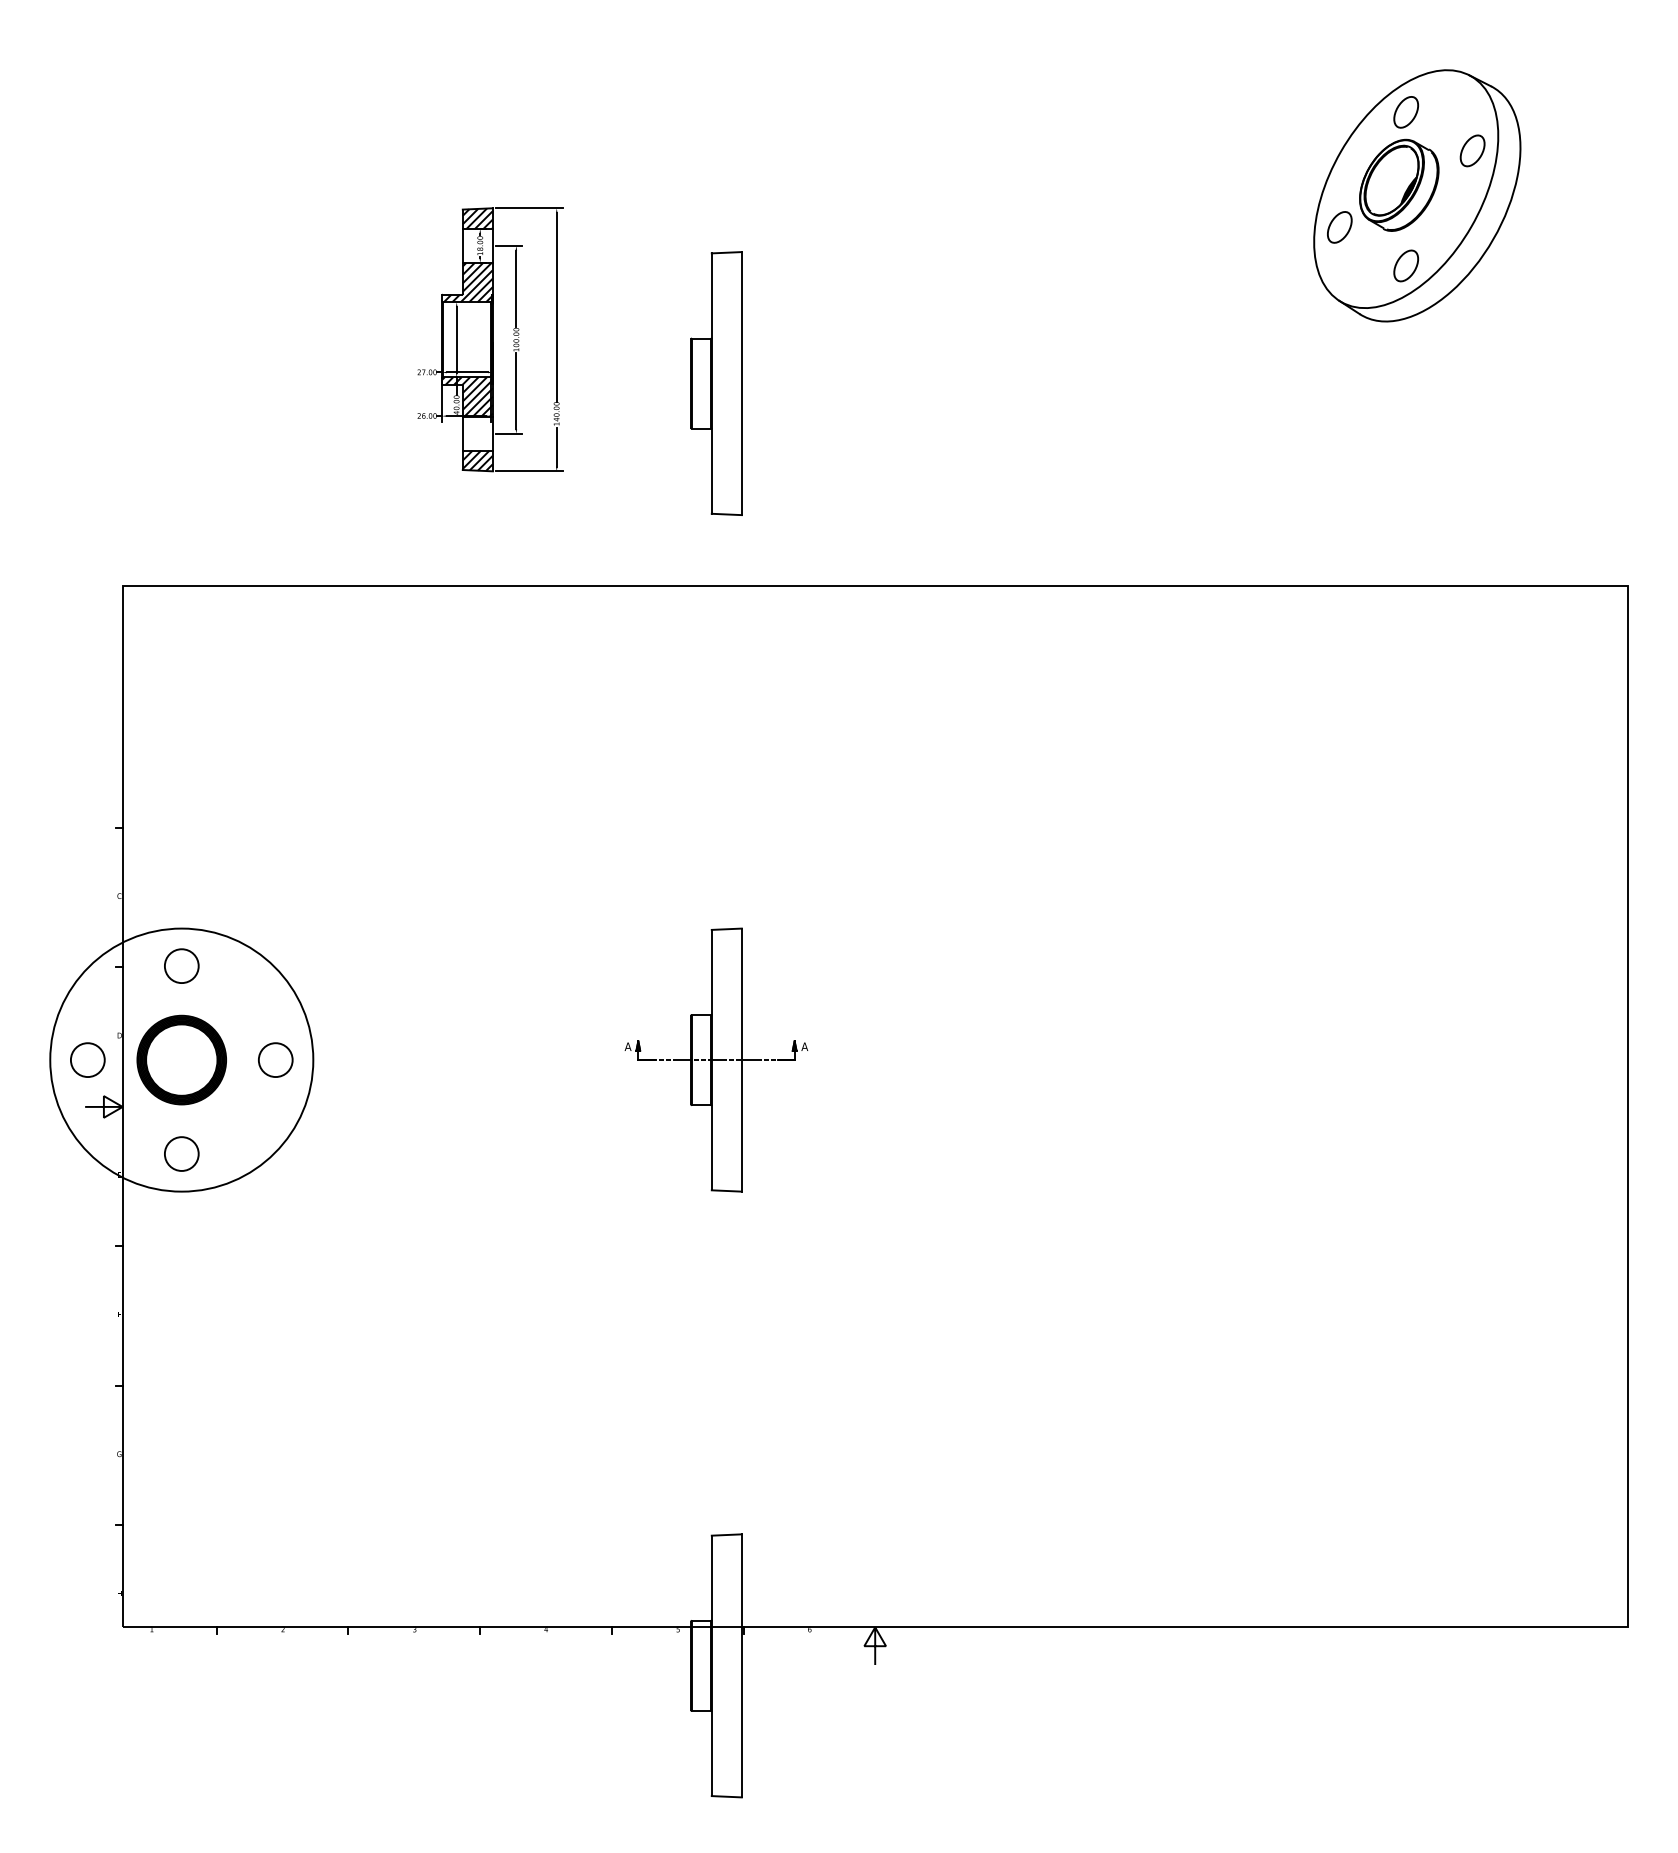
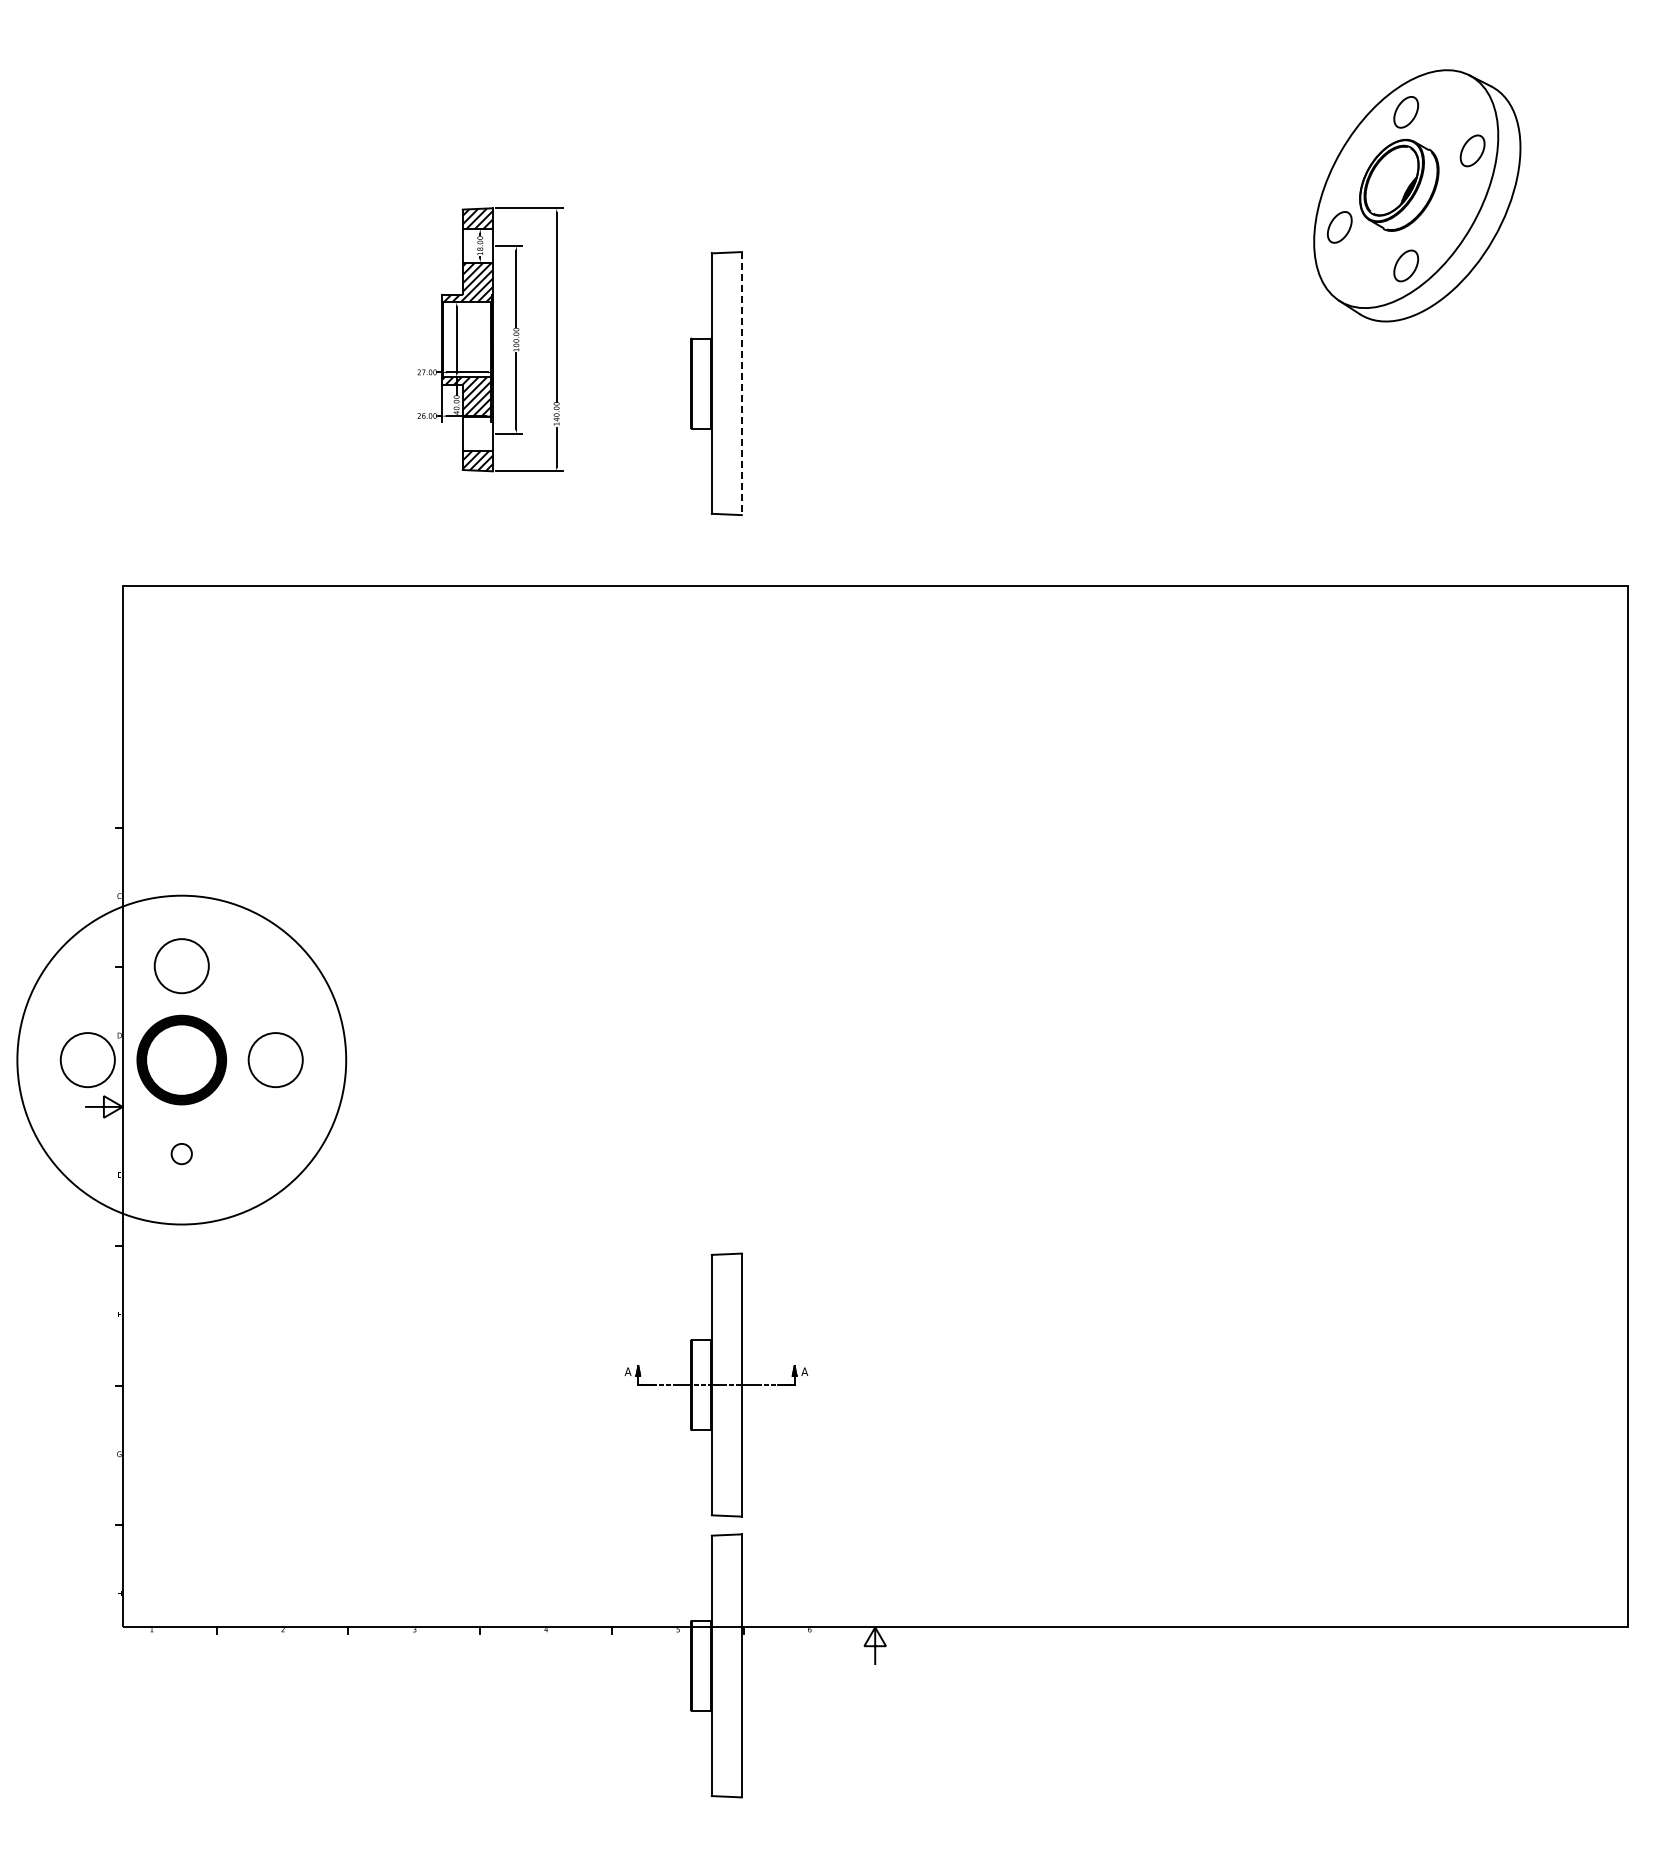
line: solid -> dashed (741, 383)
circle diameter: 34 px -> 54 px (181, 966)
circle diameter: 263 px -> 329 px (181, 1059)
part position: (716, 1059) -> (716, 1384) (716, 1384)
circle diameter: 34 px -> 54 px (87, 1060)
circle diameter: 34 px -> 54 px (275, 1060)
circle diameter: 34 px -> 20 px (181, 1153)
